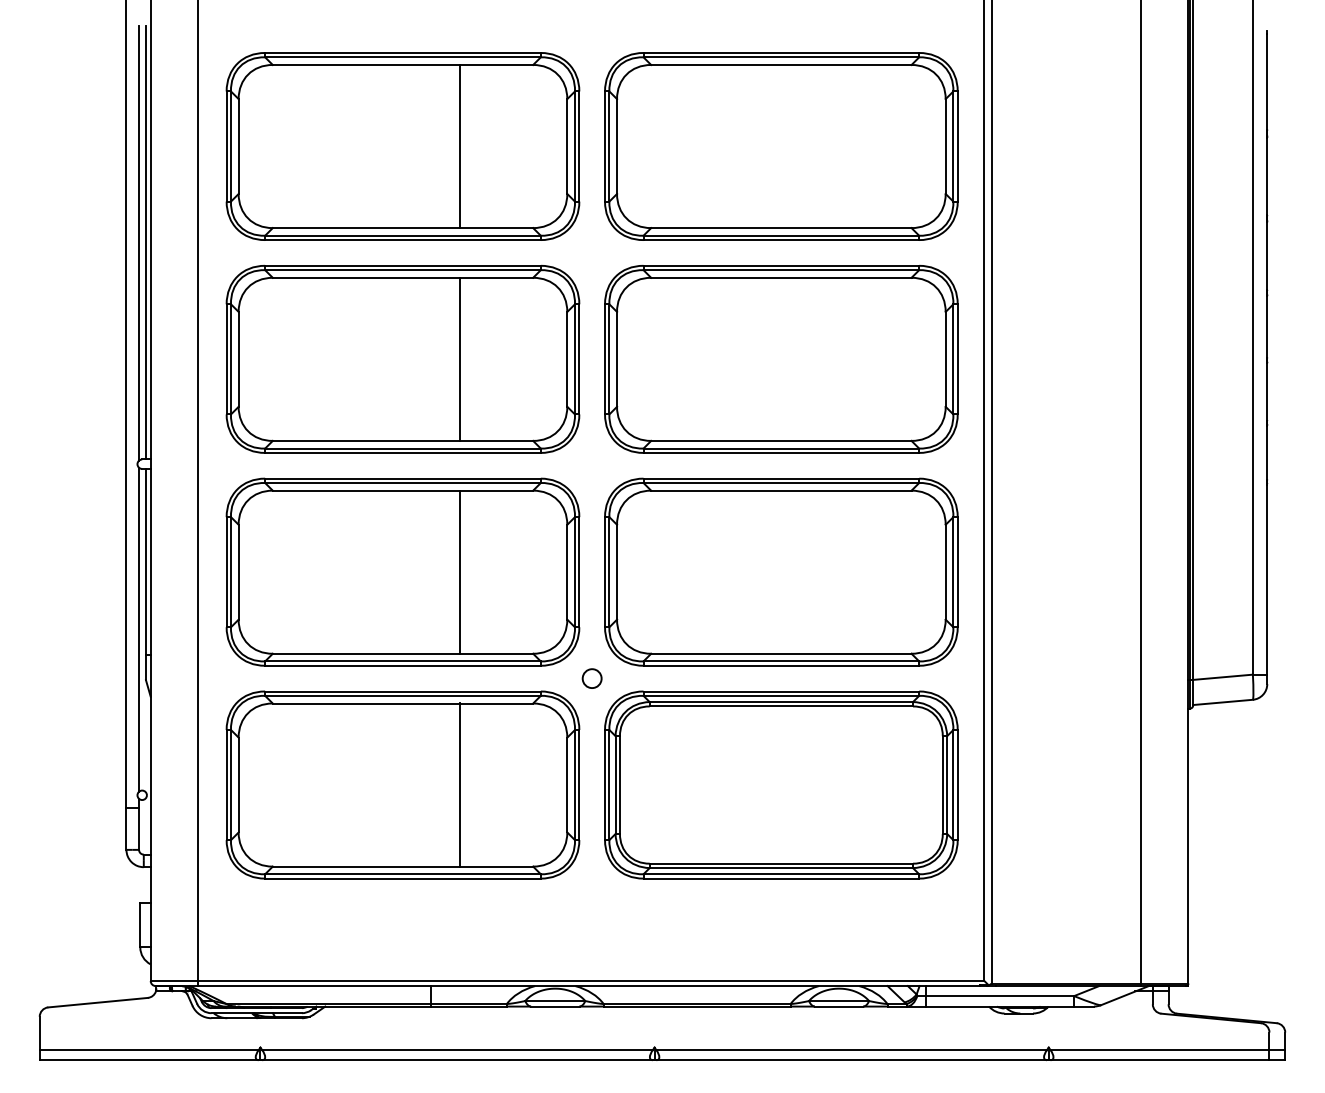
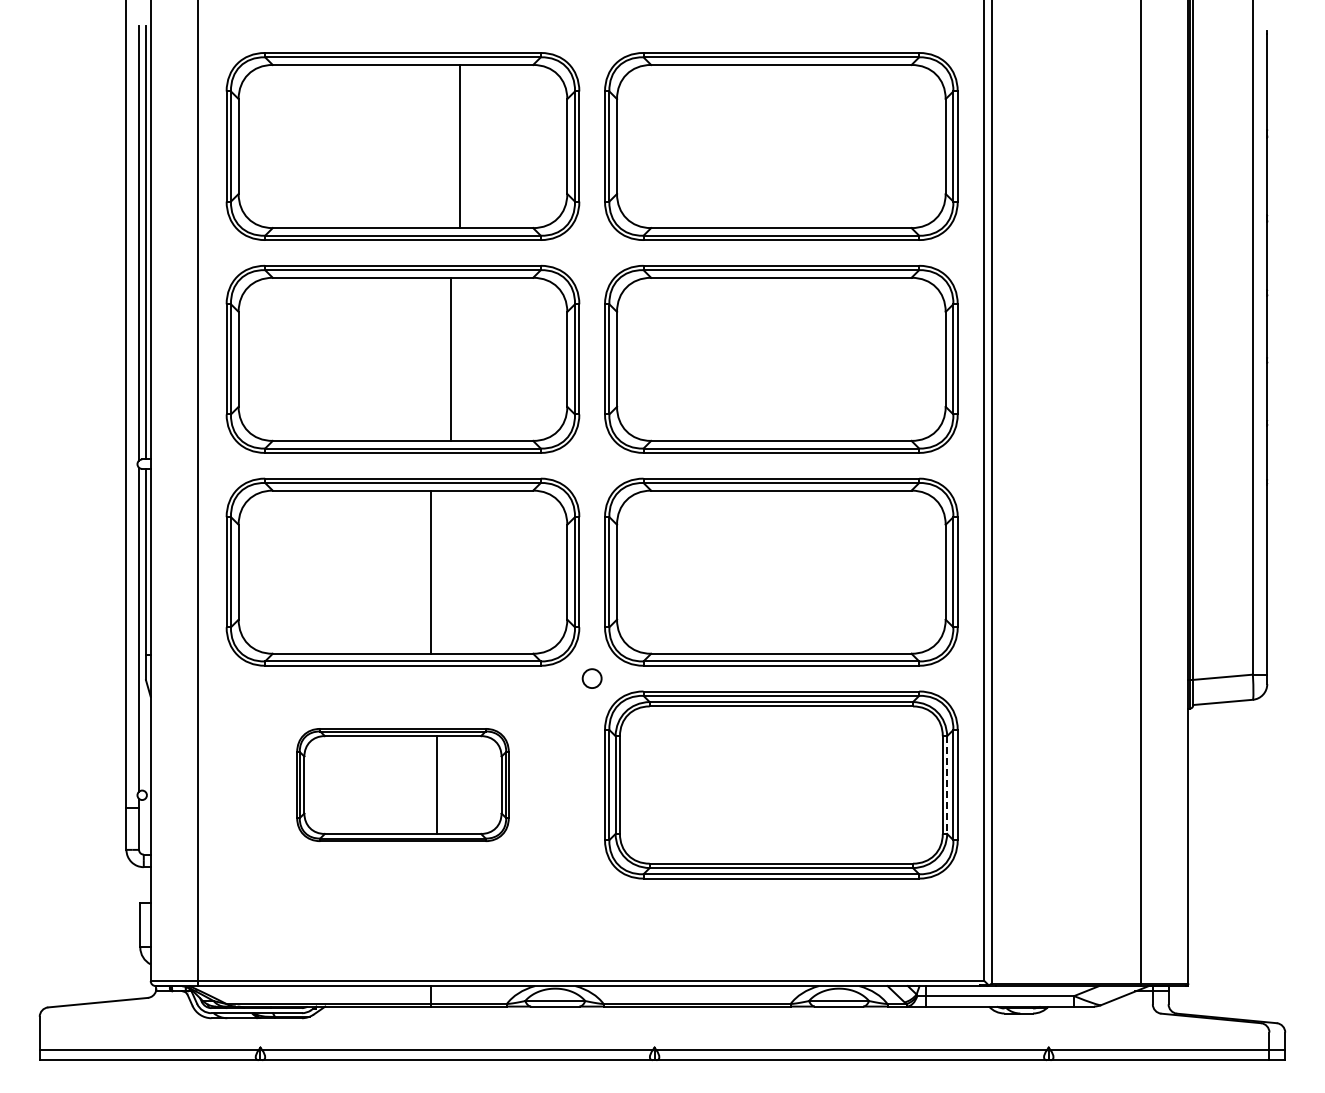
line position: (460, 358) -> (451, 358) (451, 358)
line position: (460, 571) -> (431, 571) (431, 571)
part size: 356x190 px -> 214x114 px (402, 784)
line: solid -> dashed (947, 785)
